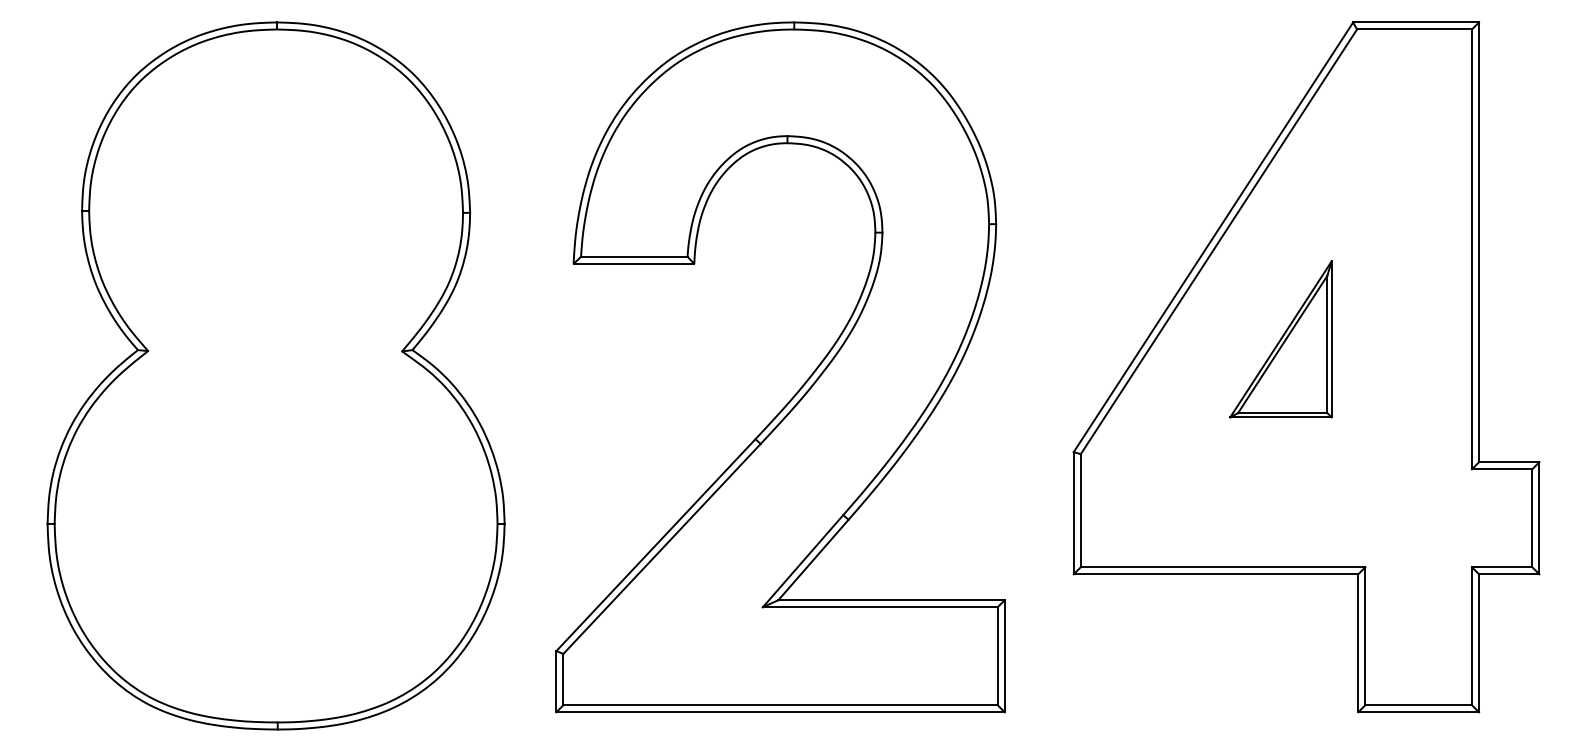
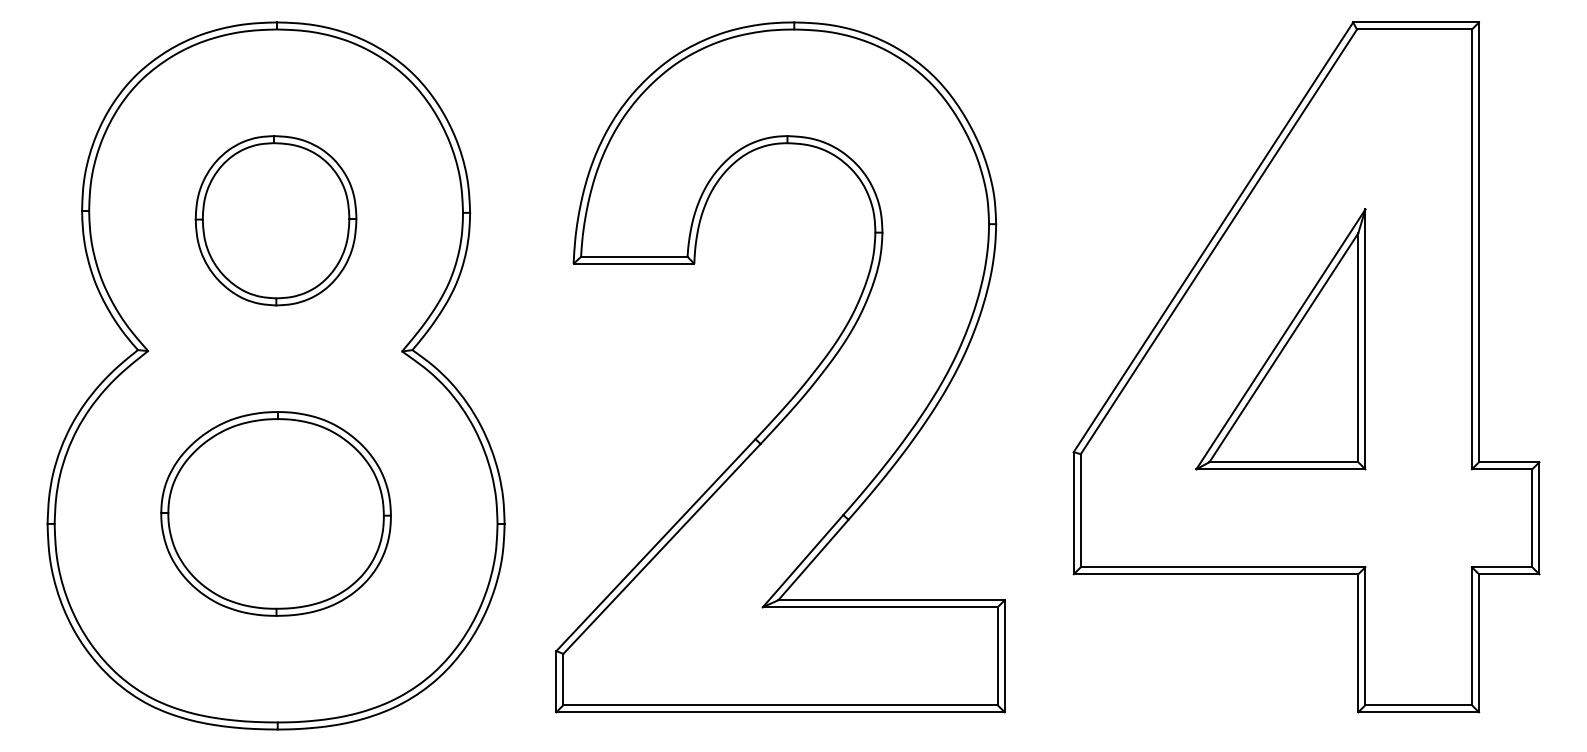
part: none -> present (275, 220)
part size: 104x159 px -> 172x263 px (1280, 339)
part: none -> present (275, 513)
